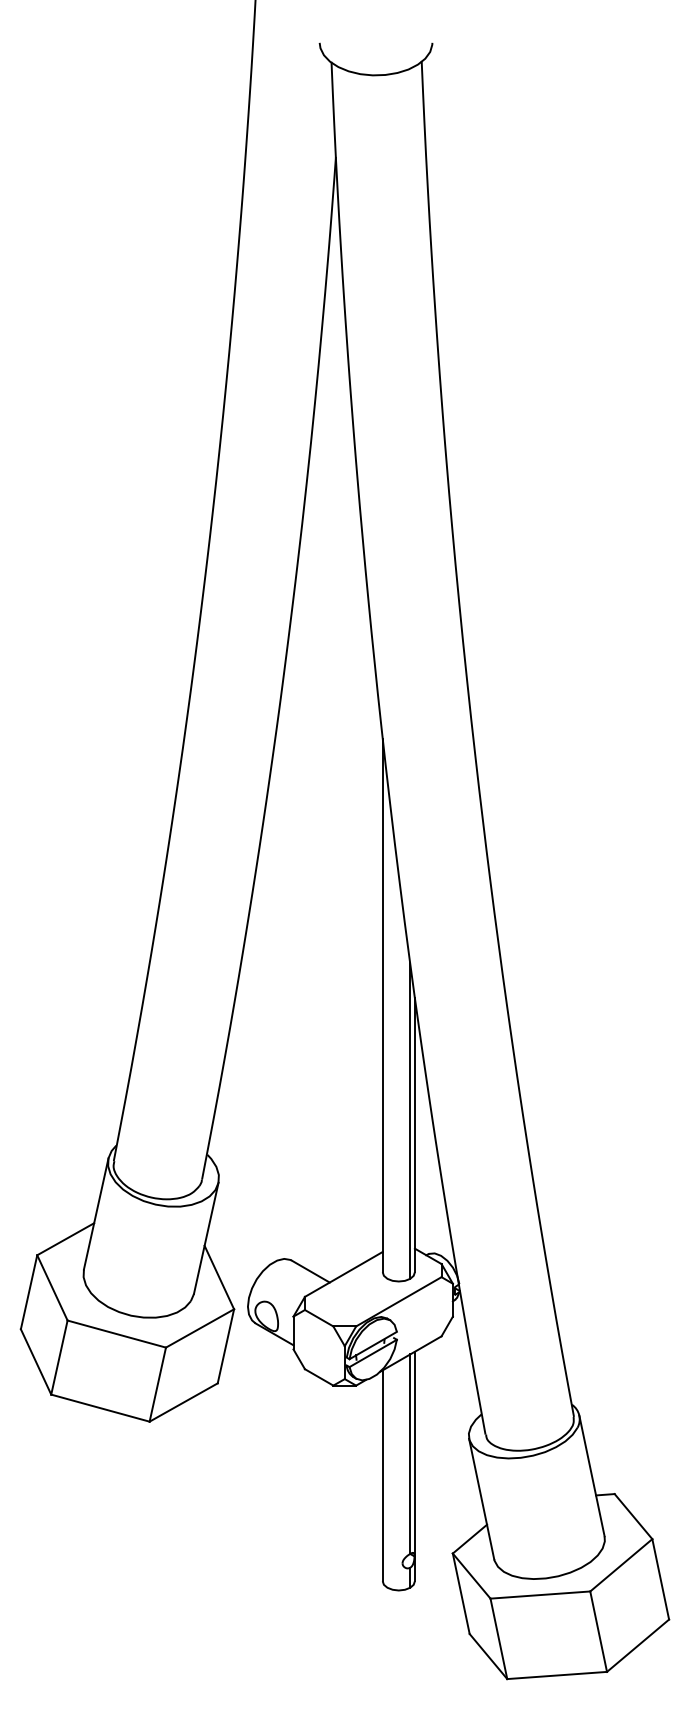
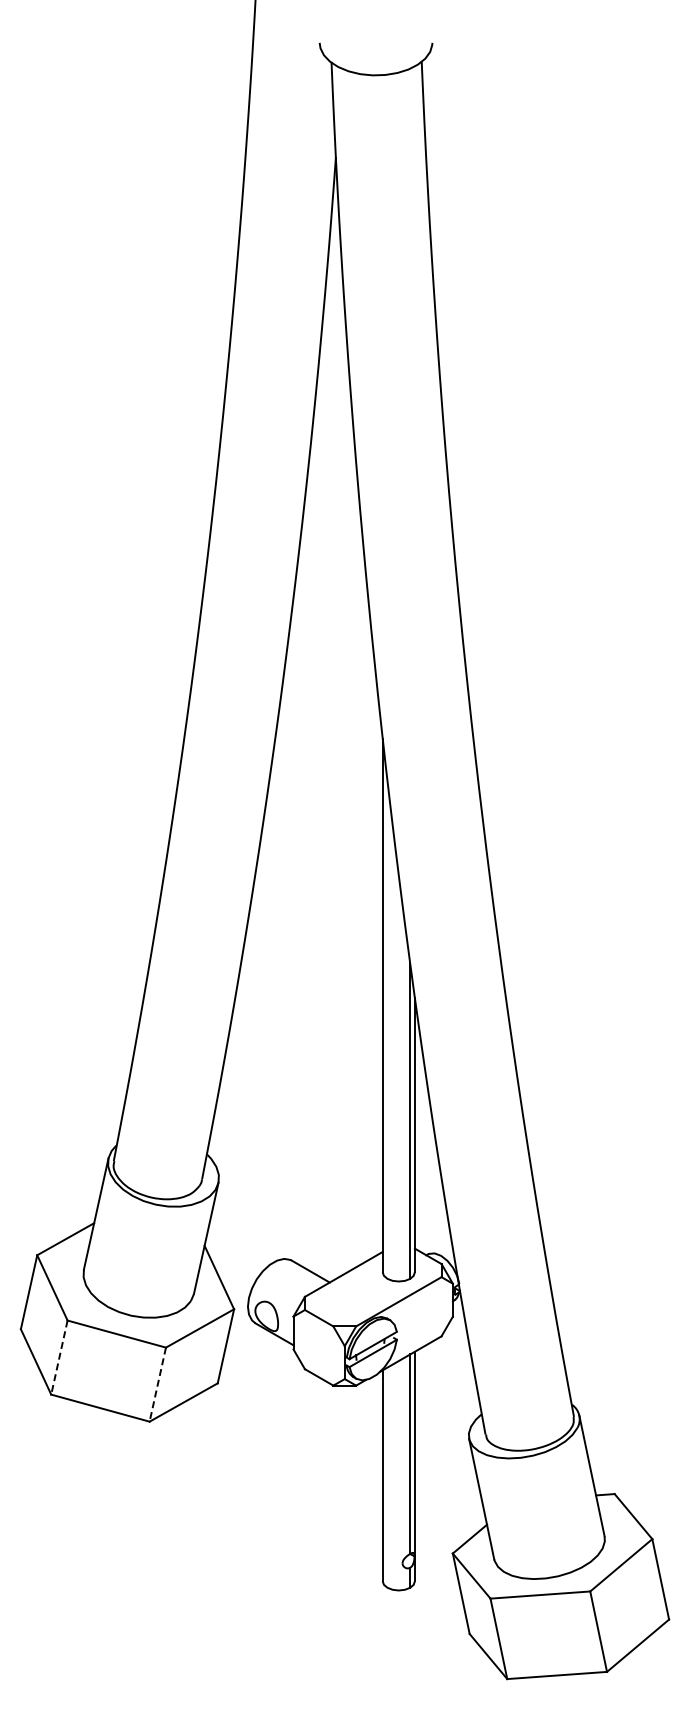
line: solid -> dashed (59, 1357)
line: solid -> dashed (157, 1384)
